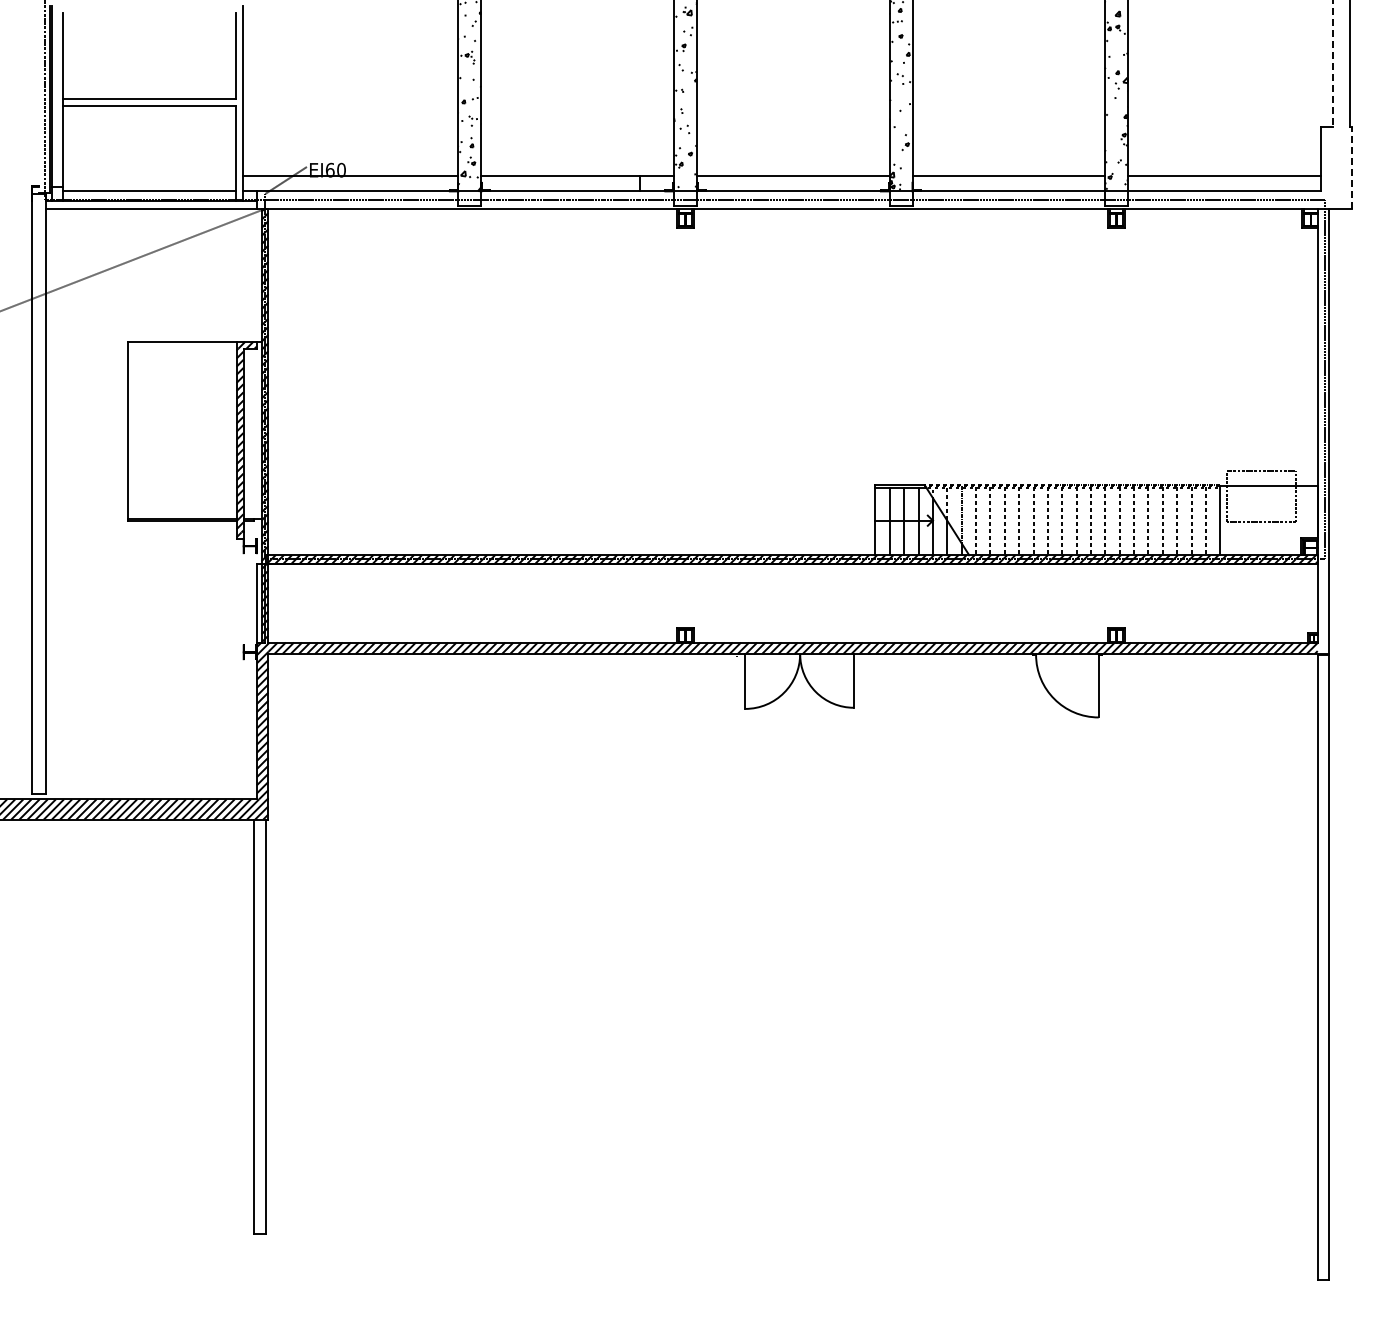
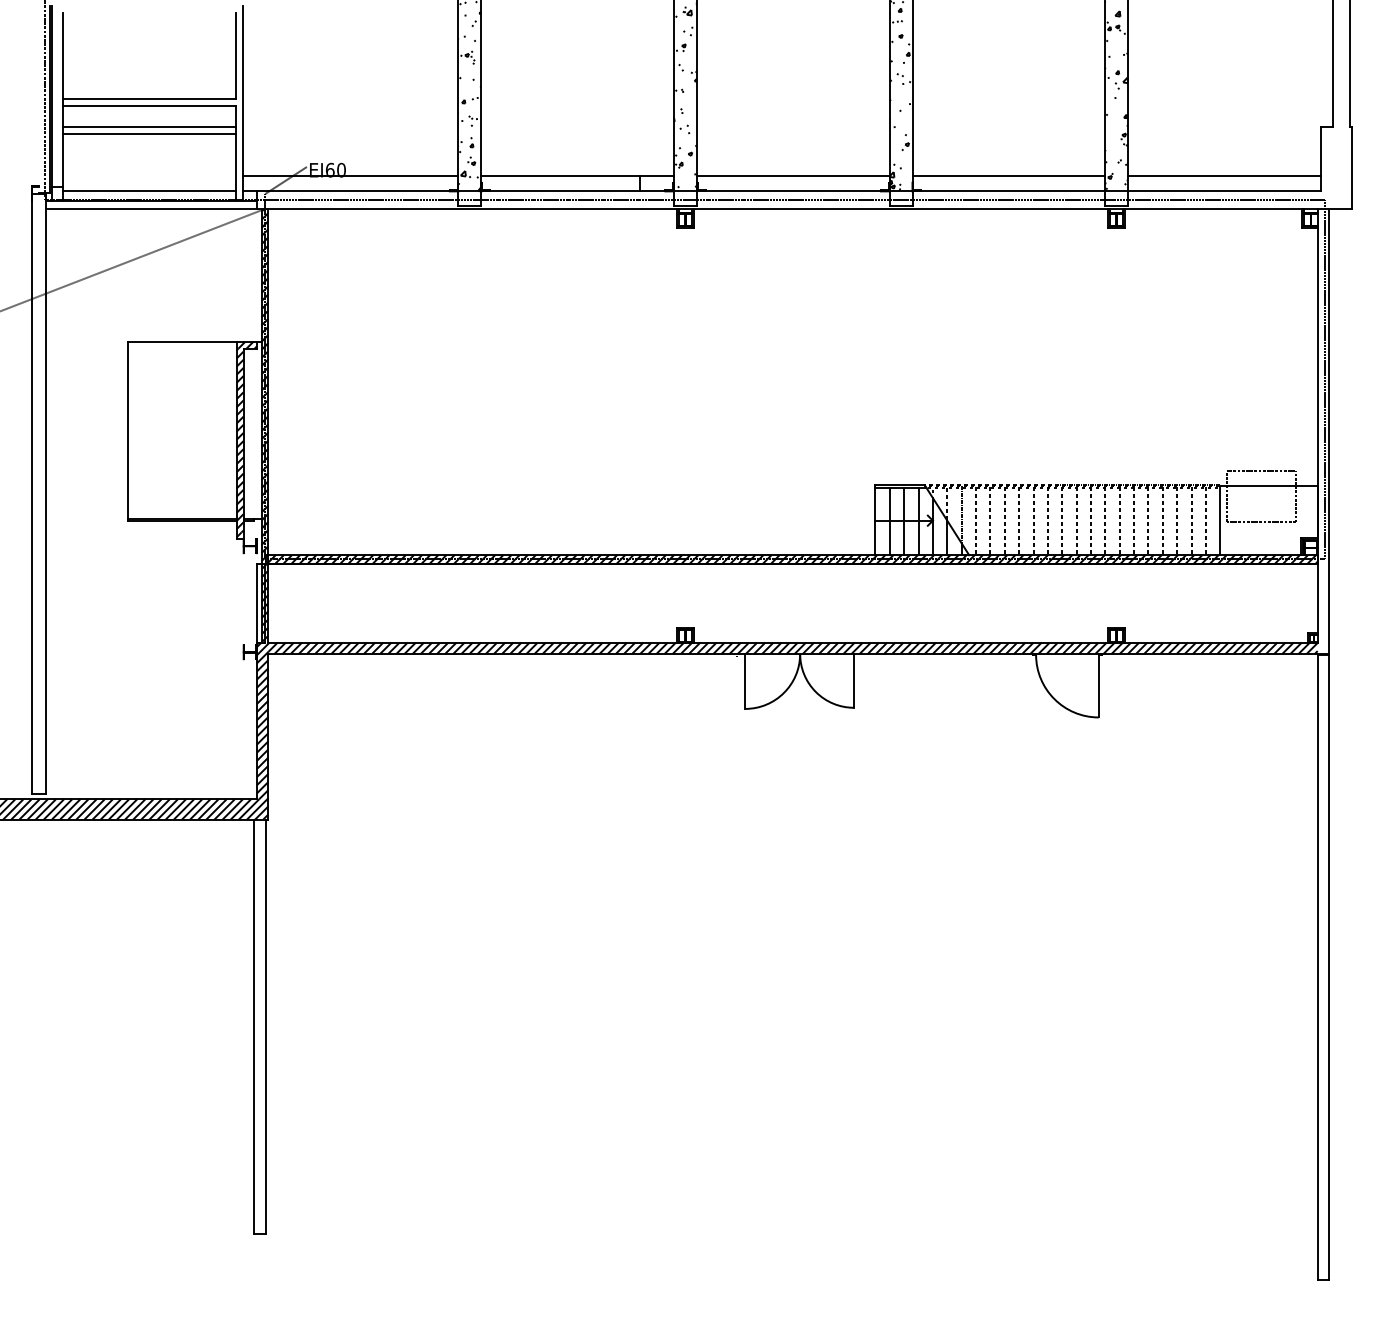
line: dashed -> solid (1333, 64)
line: none -> present (149, 127)
line: none -> present (149, 133)
line: dashed -> solid (1352, 167)
